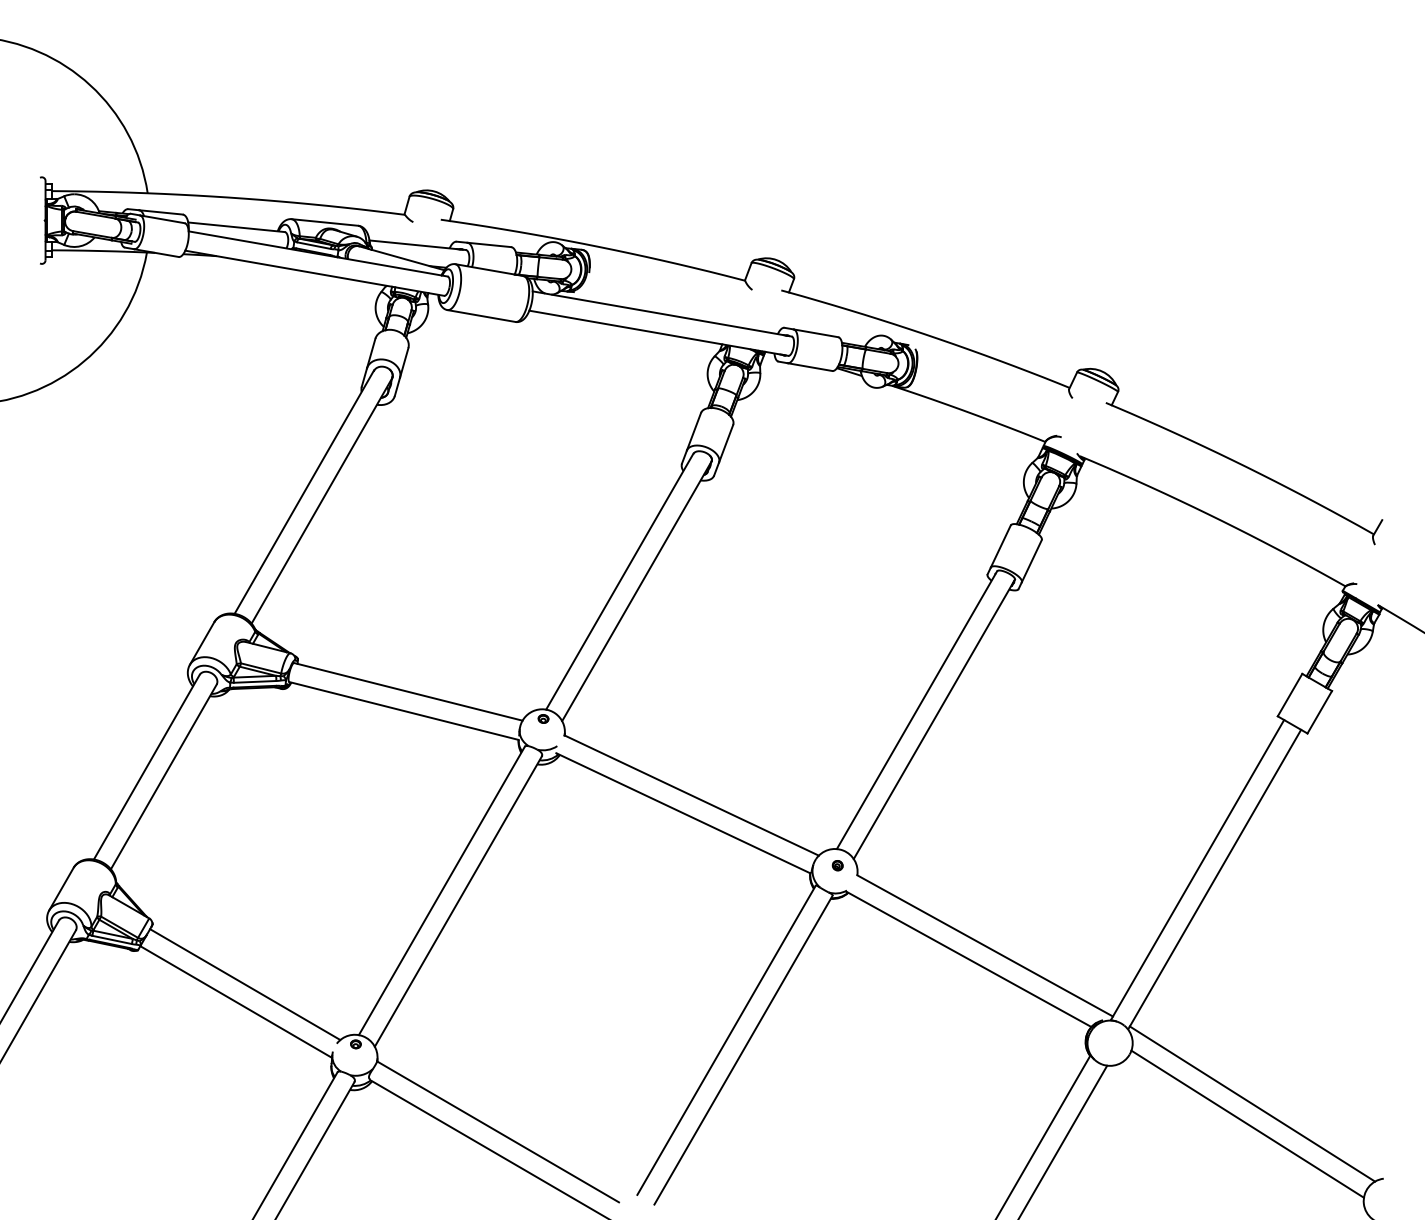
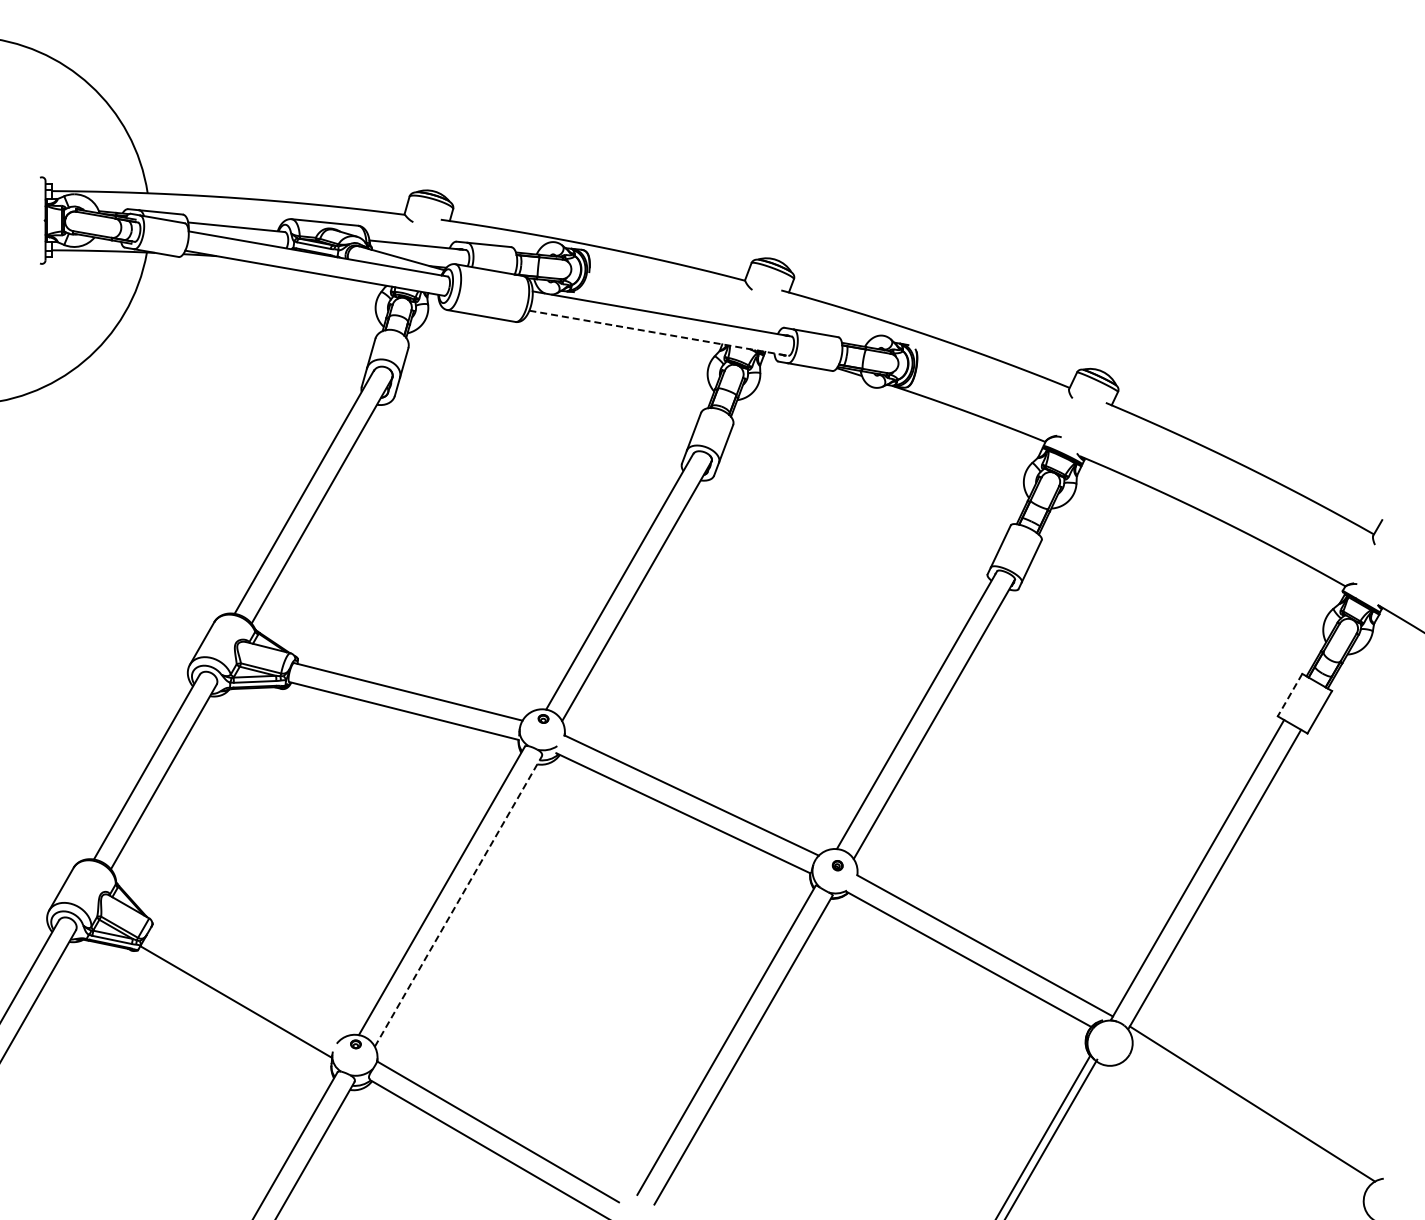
line: solid -> dashed (659, 333)
line: solid -> dashed (1290, 695)
line: solid -> dashed (458, 901)
line: present -> none (245, 984)
line: present -> none (1247, 1123)
line position: (1063, 1140) -> (1051, 1137) (1051, 1137)
